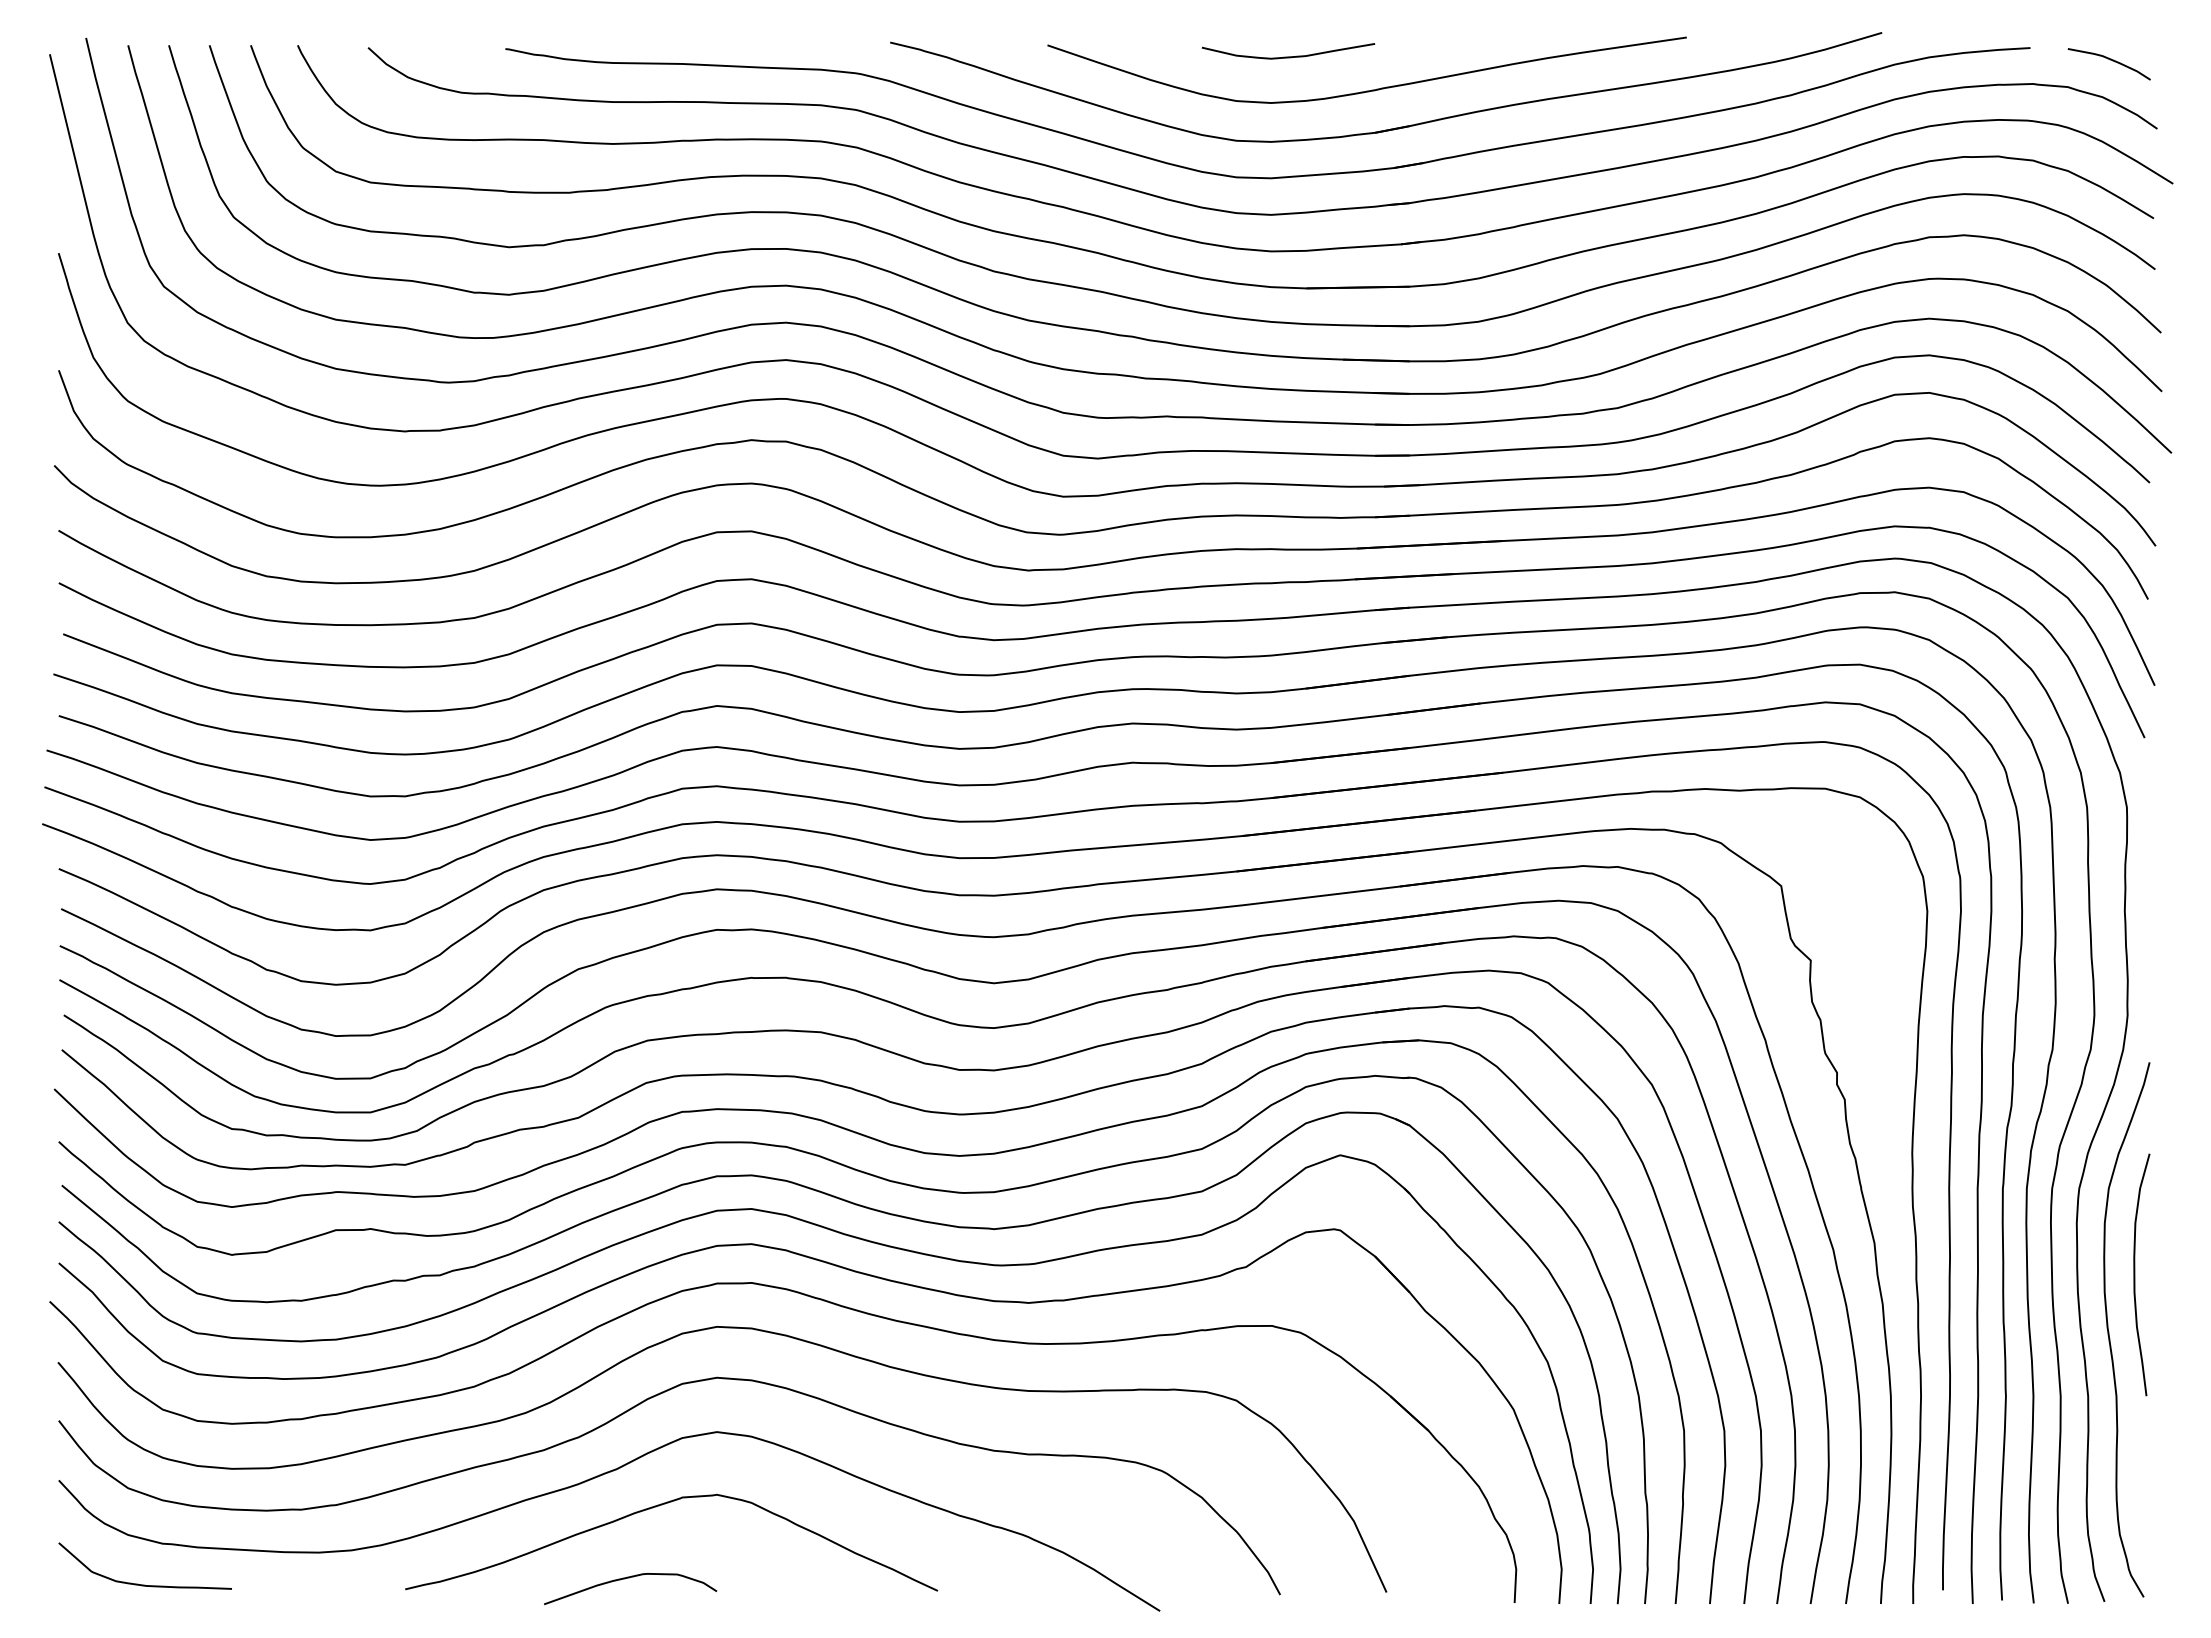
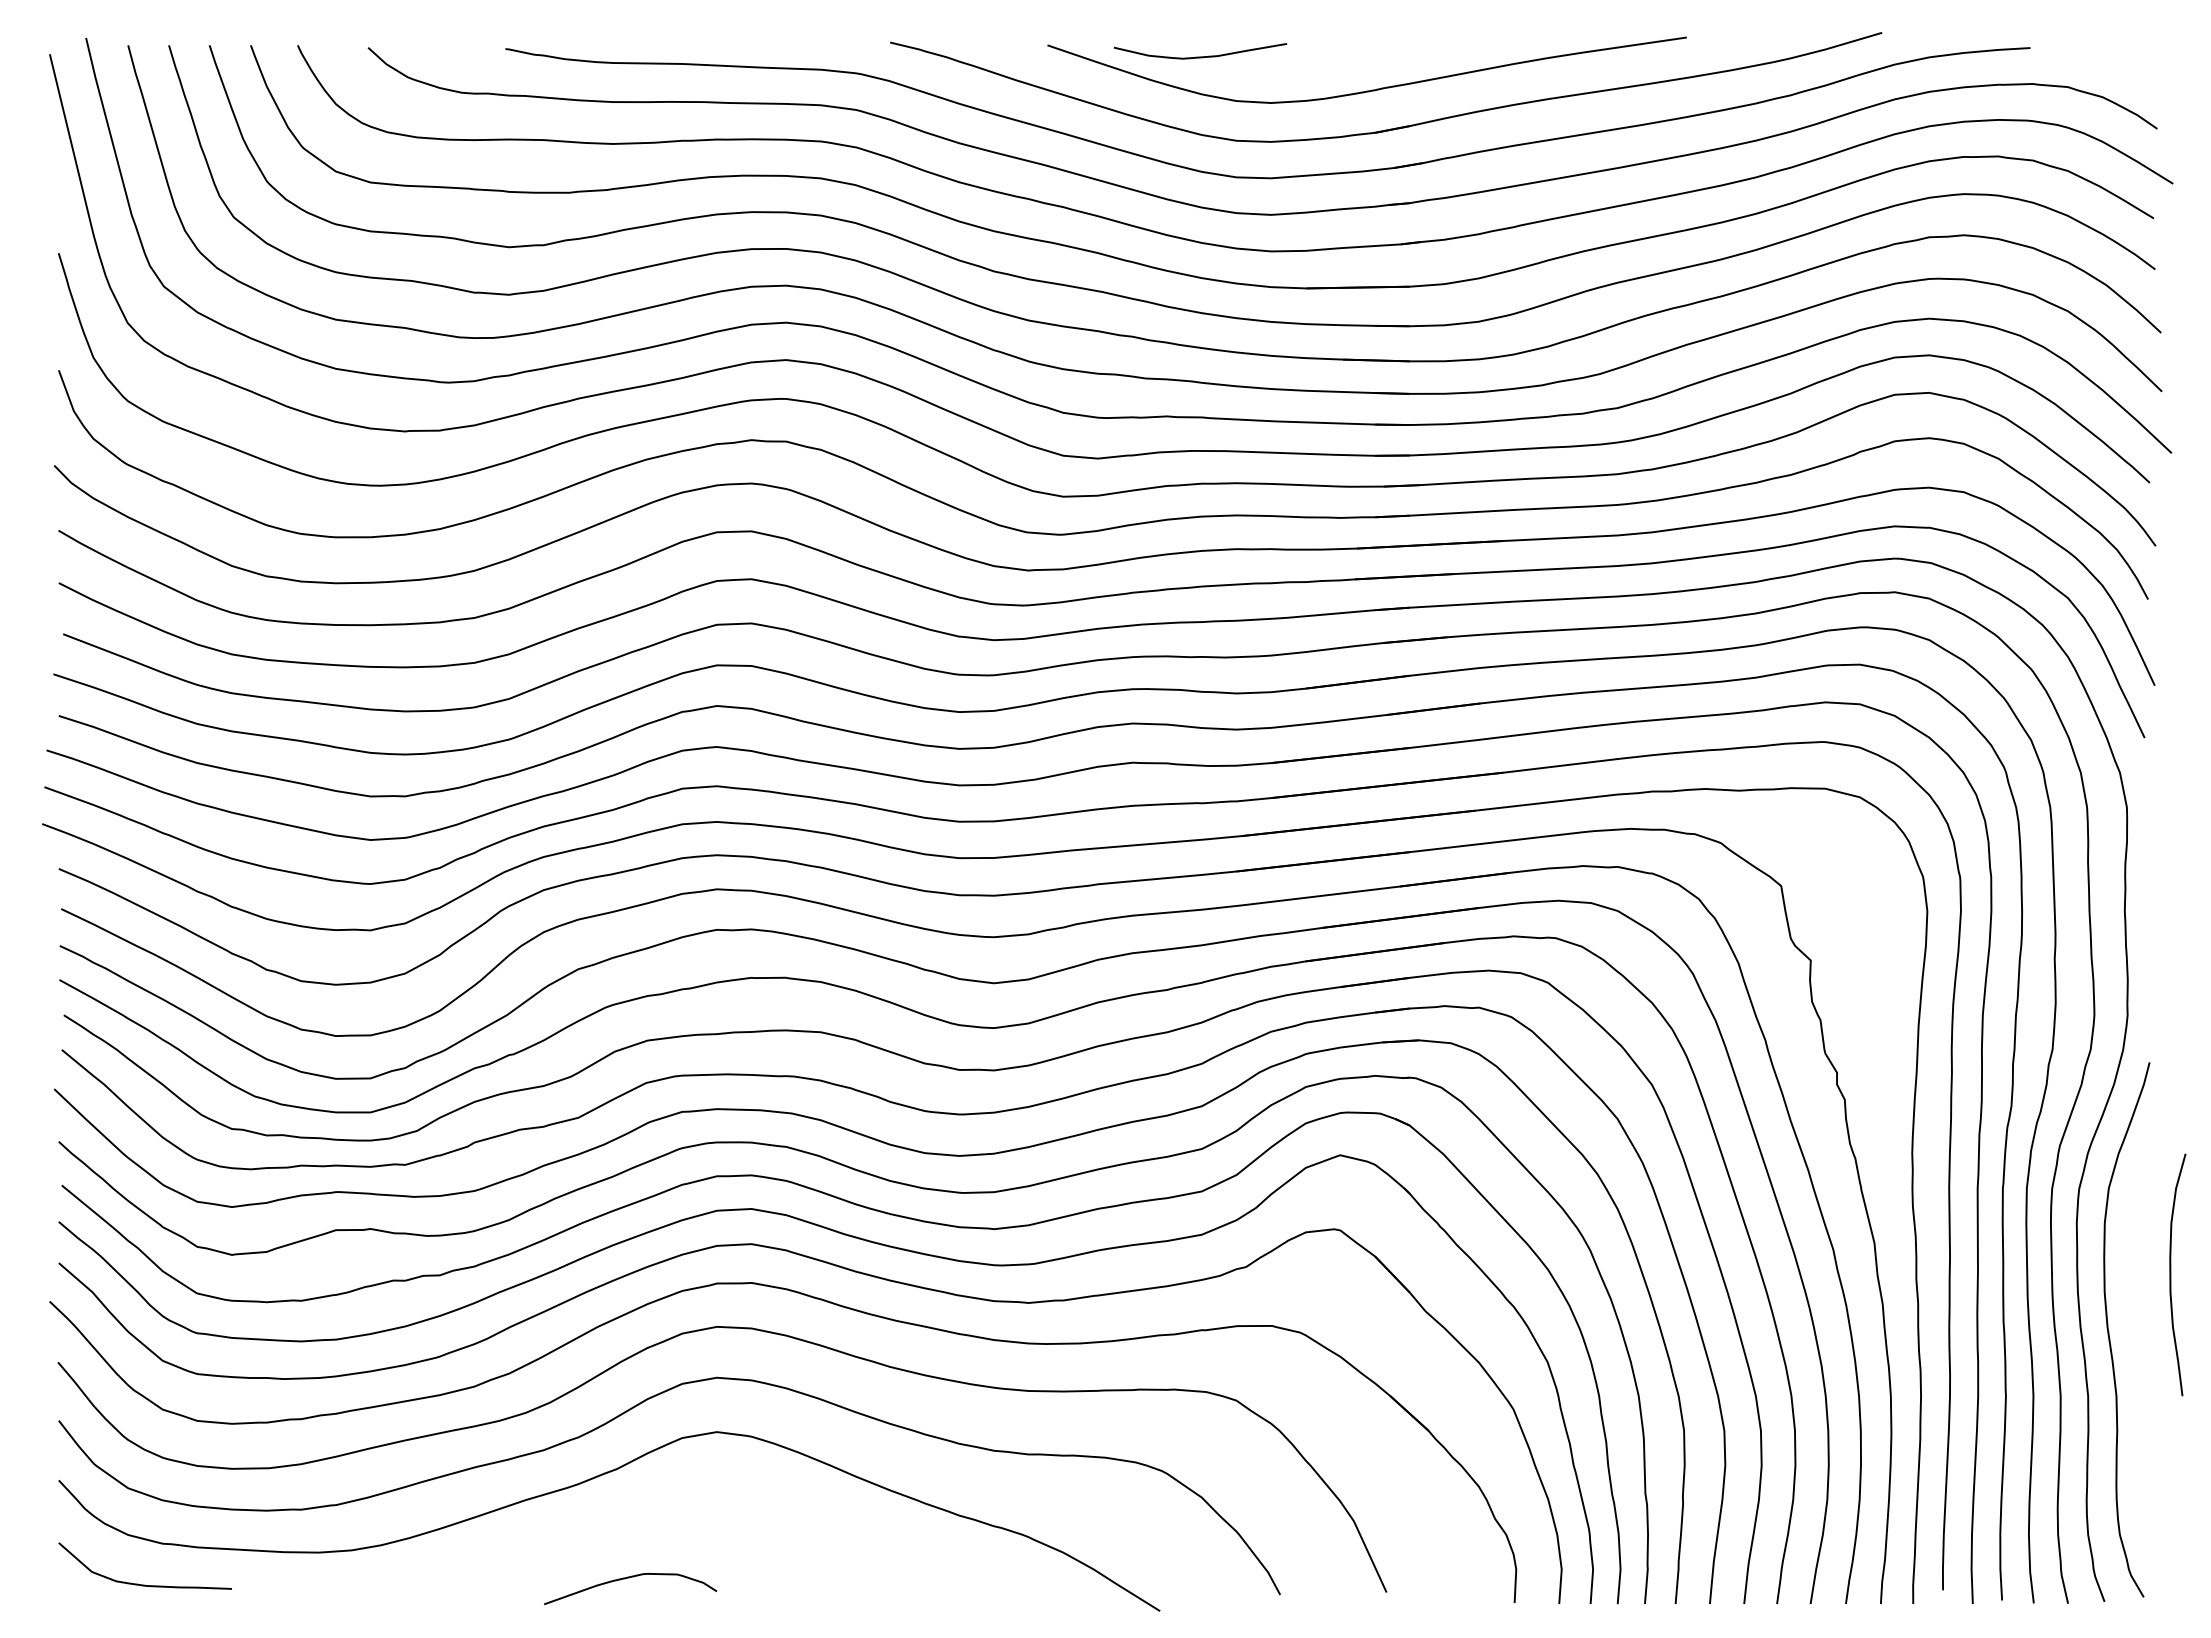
curve position: (1288, 56) -> (1200, 56) (1200, 56)
curve: present -> none (2110, 60)
curve position: (2135, 1274) -> (2171, 1274) (2171, 1274)
curve: present -> none (659, 1506)
